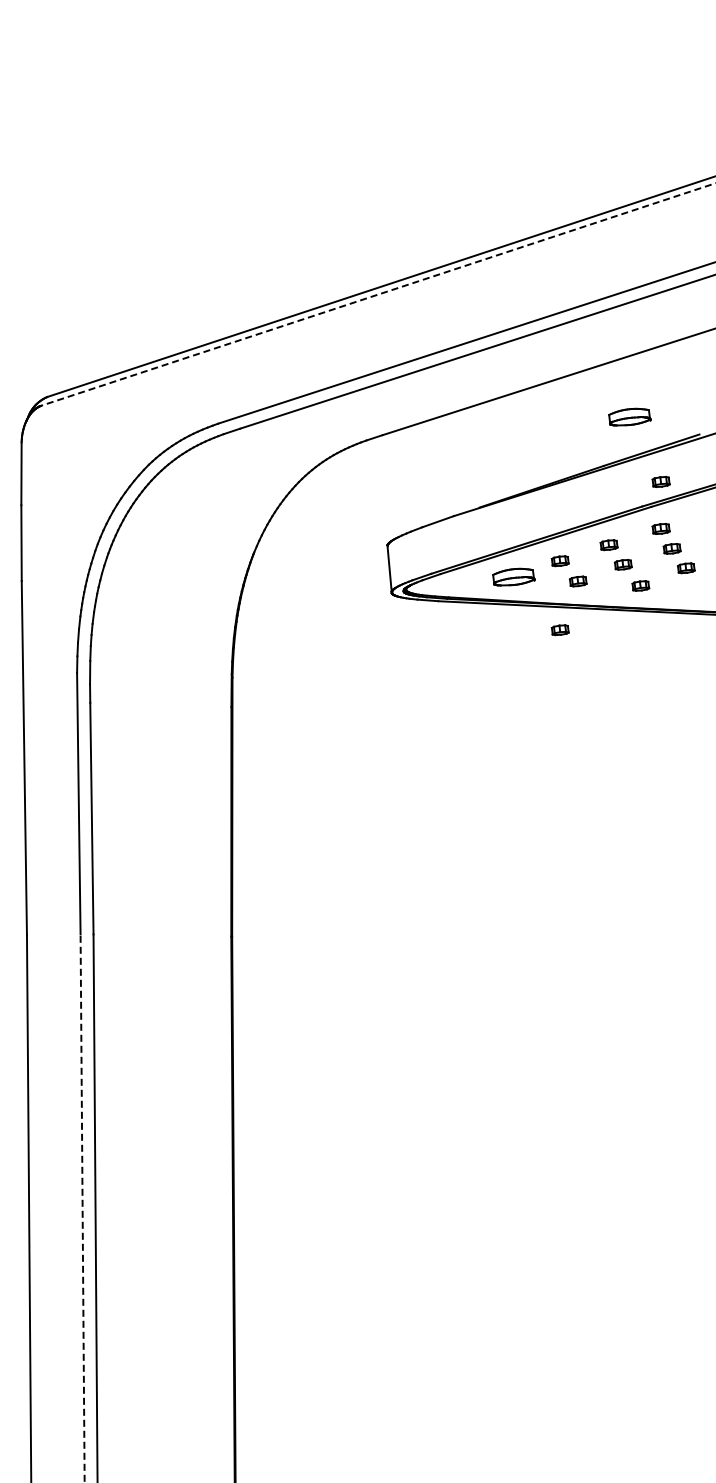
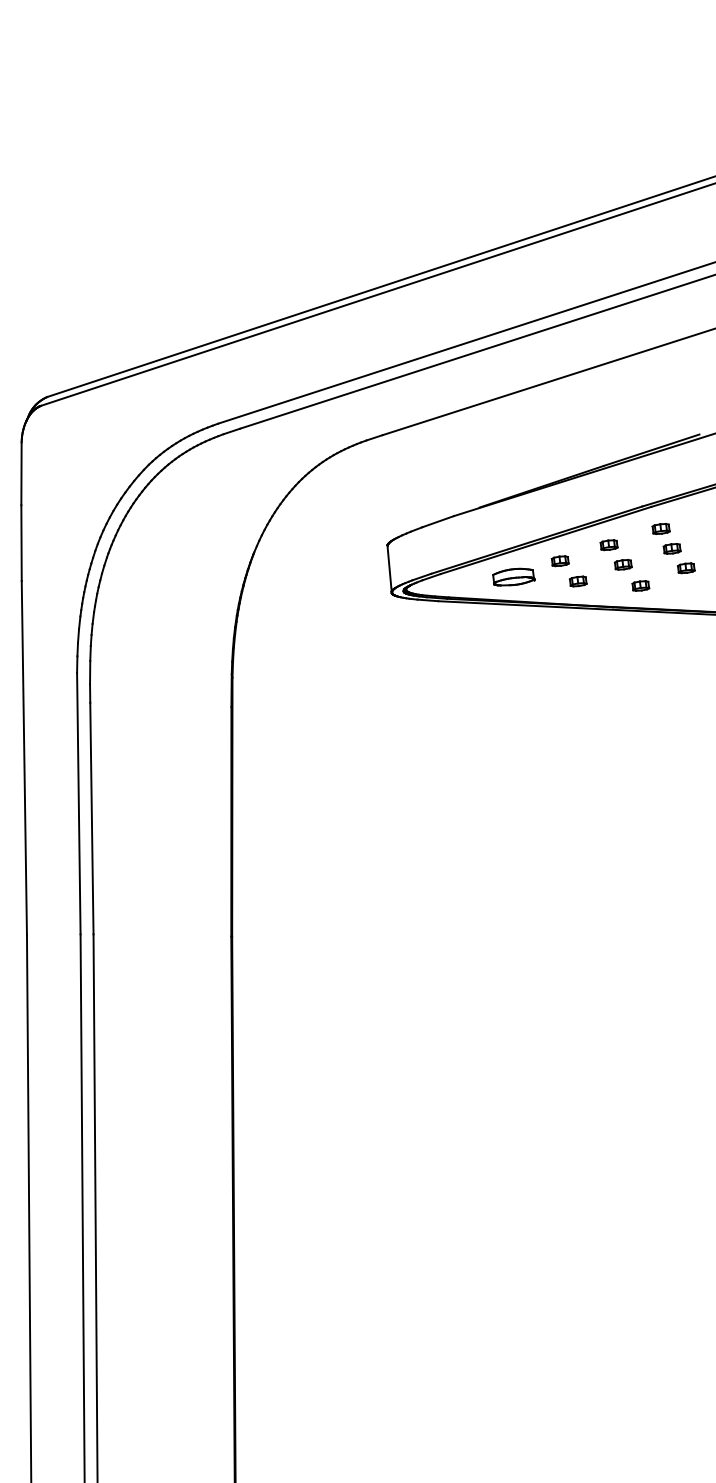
line: dashed -> solid (377, 294)
part: present -> none (629, 416)
part: present -> none (660, 481)
part: present -> none (559, 630)
line: dashed -> solid (82, 1208)
